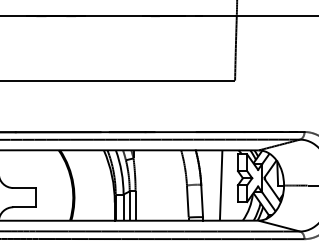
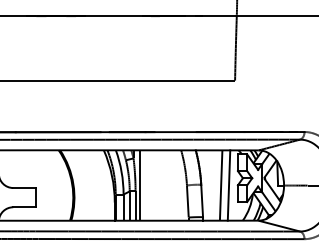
line: none -> present (140, 185)
line: none -> present (228, 185)
